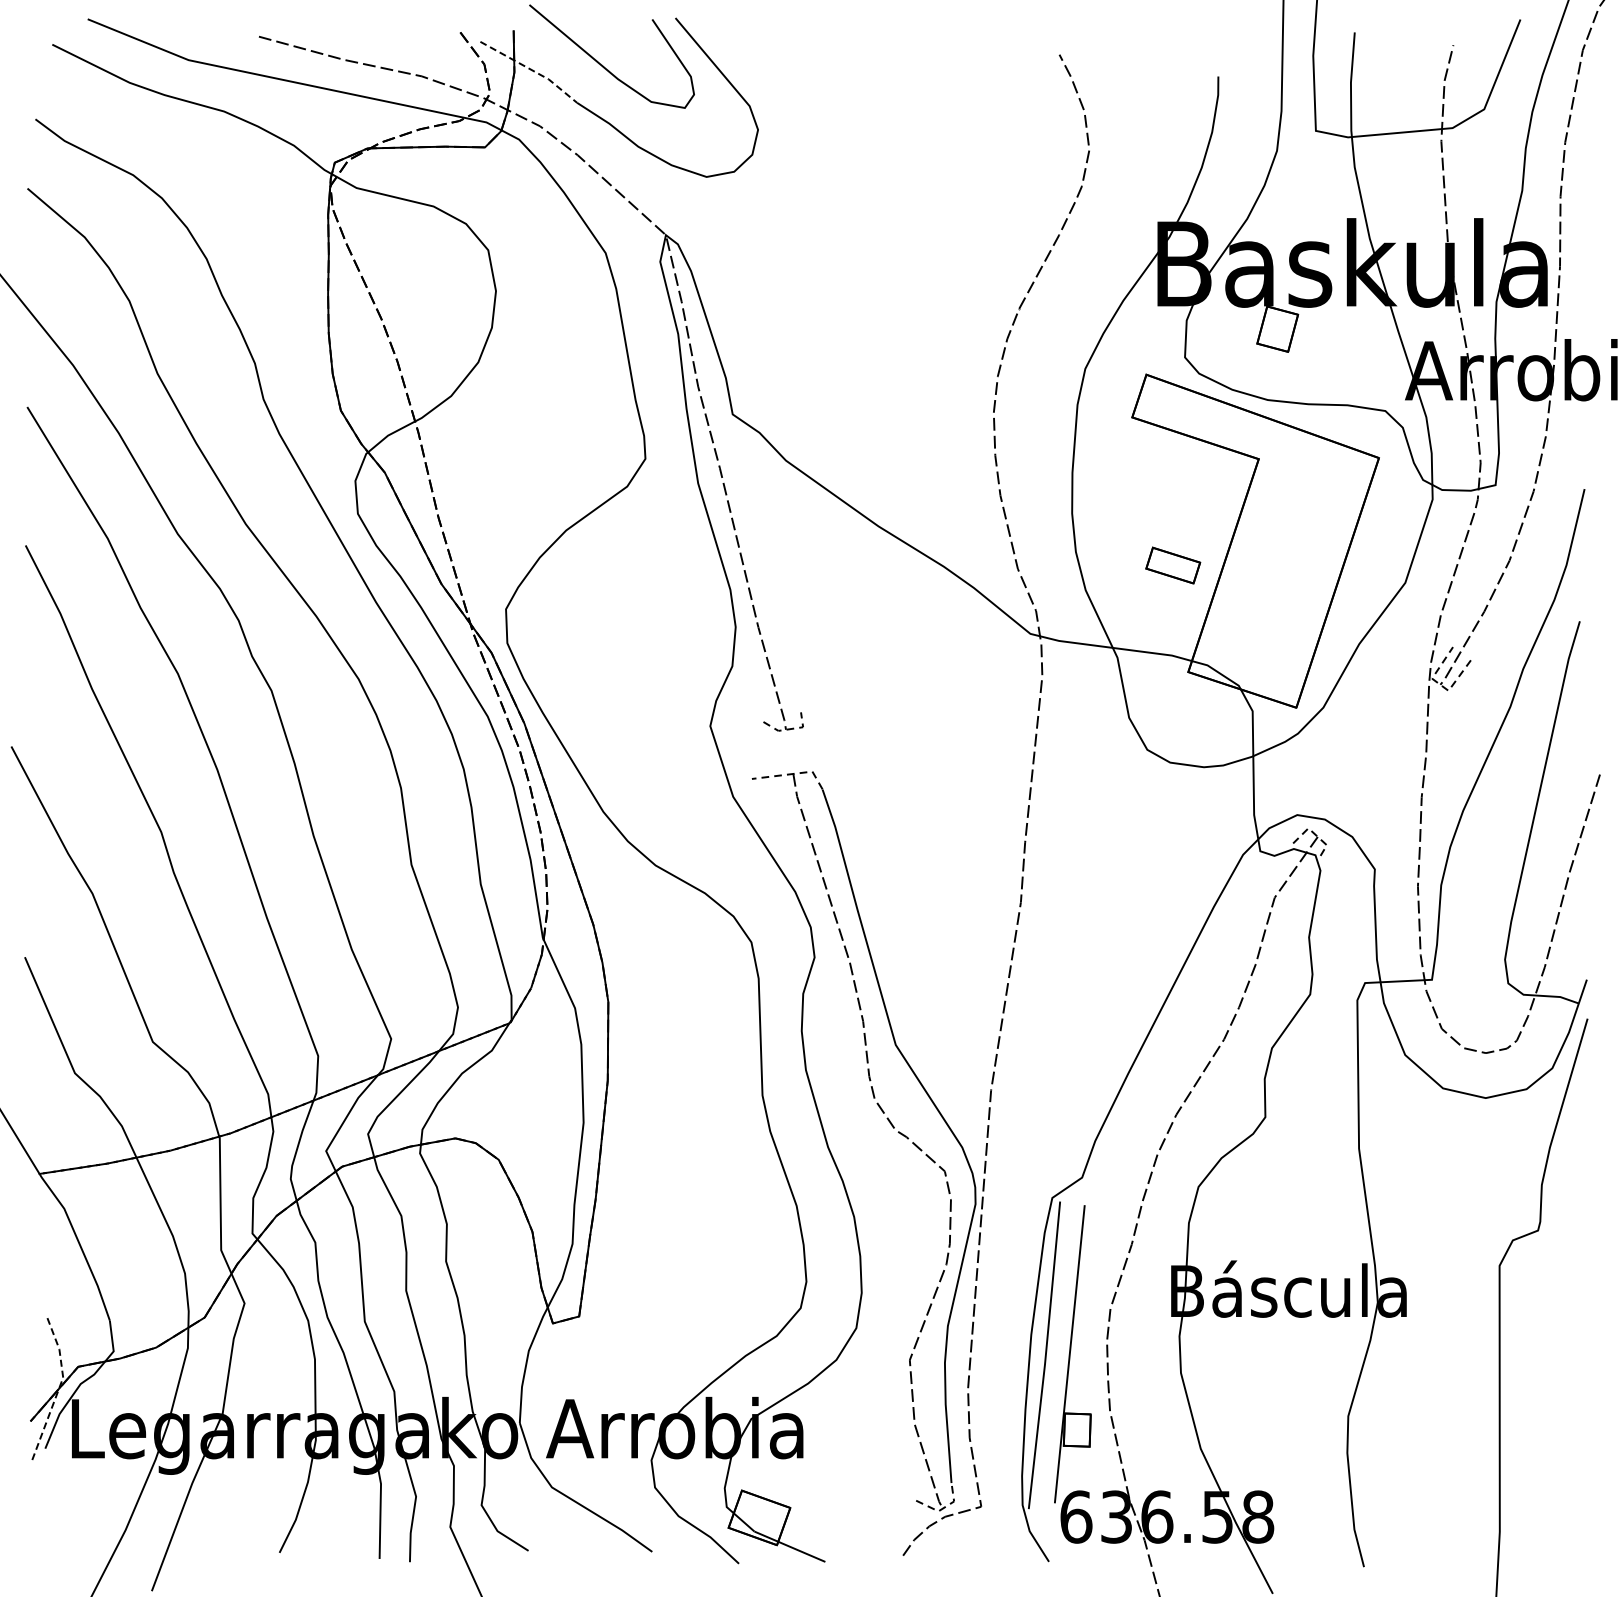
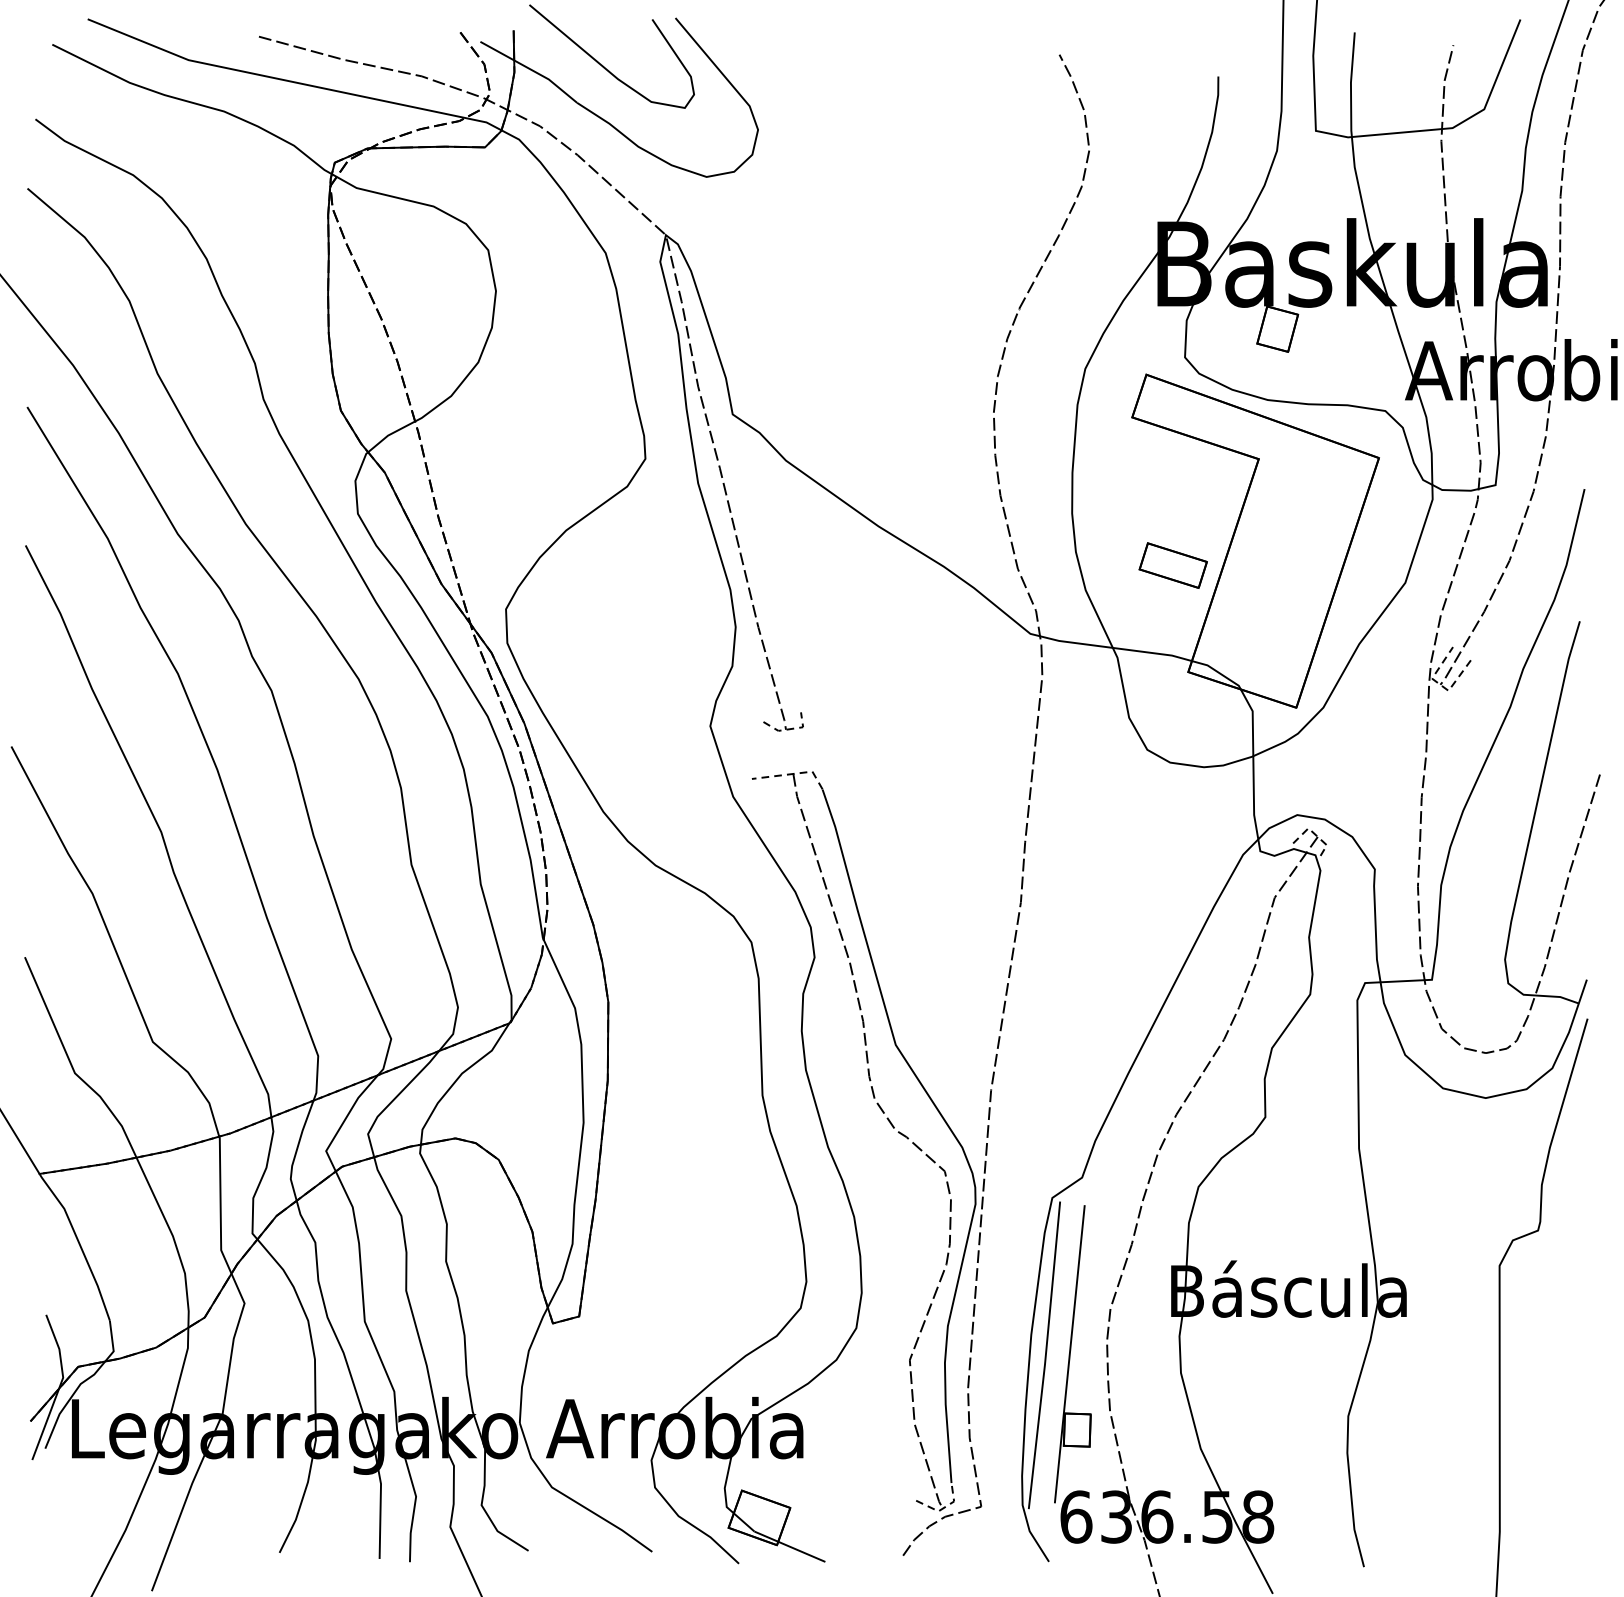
line: dashed -> solid (531, 69)
part size: 57x39 px -> 70x47 px (1172, 565)
line: dashed -> solid (59, 1387)
